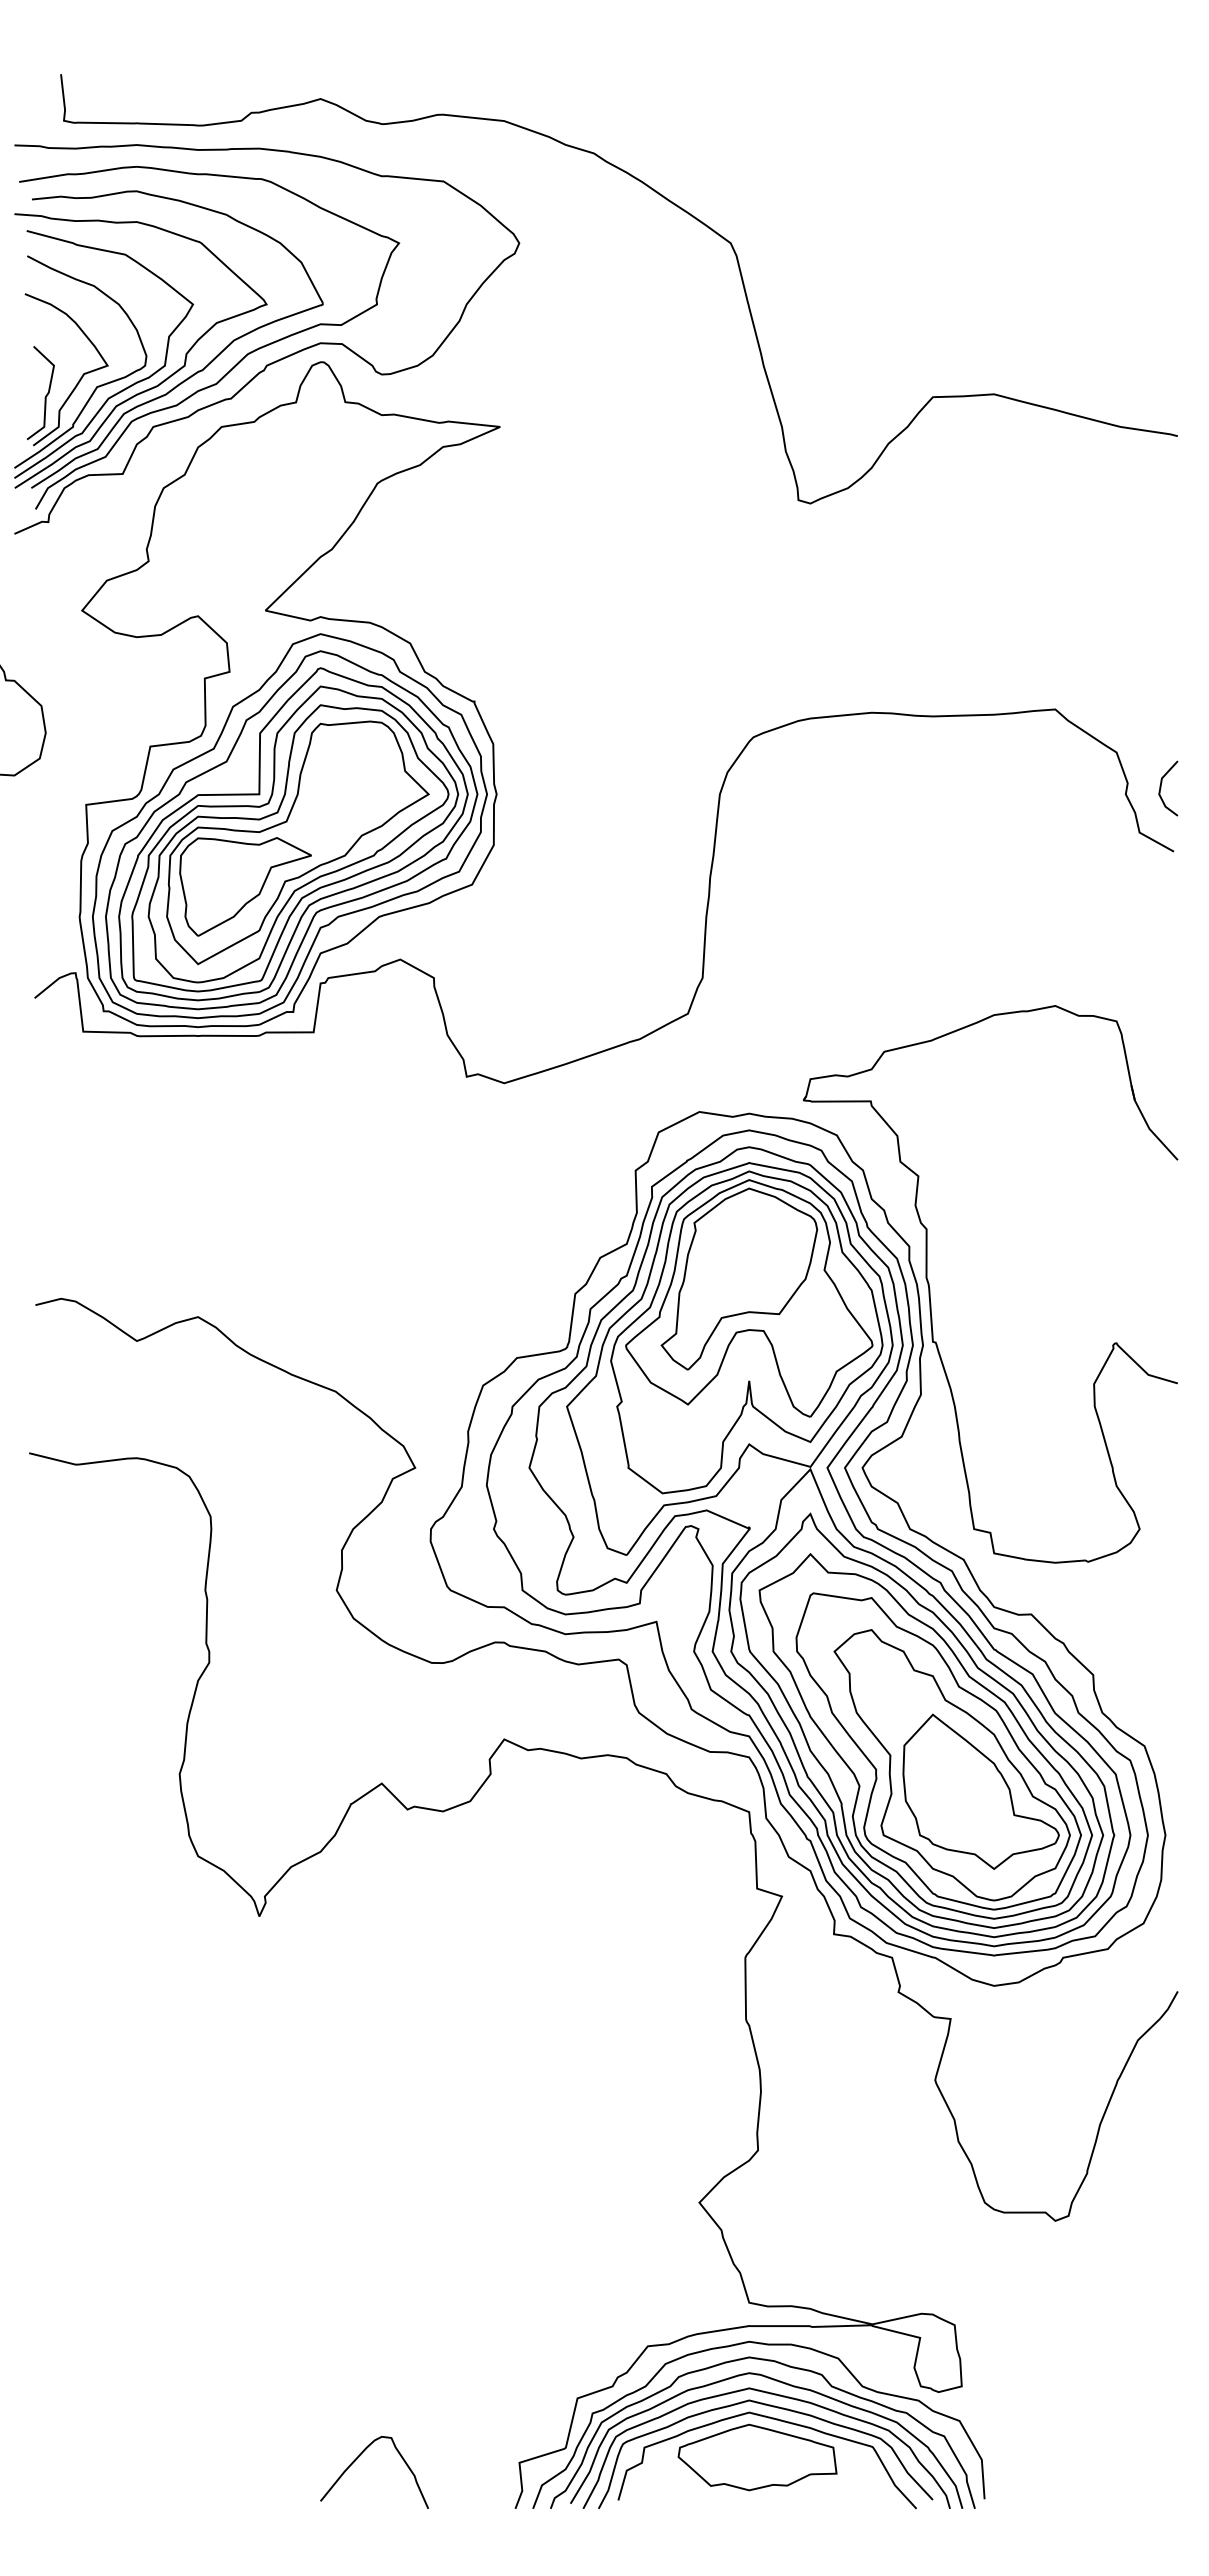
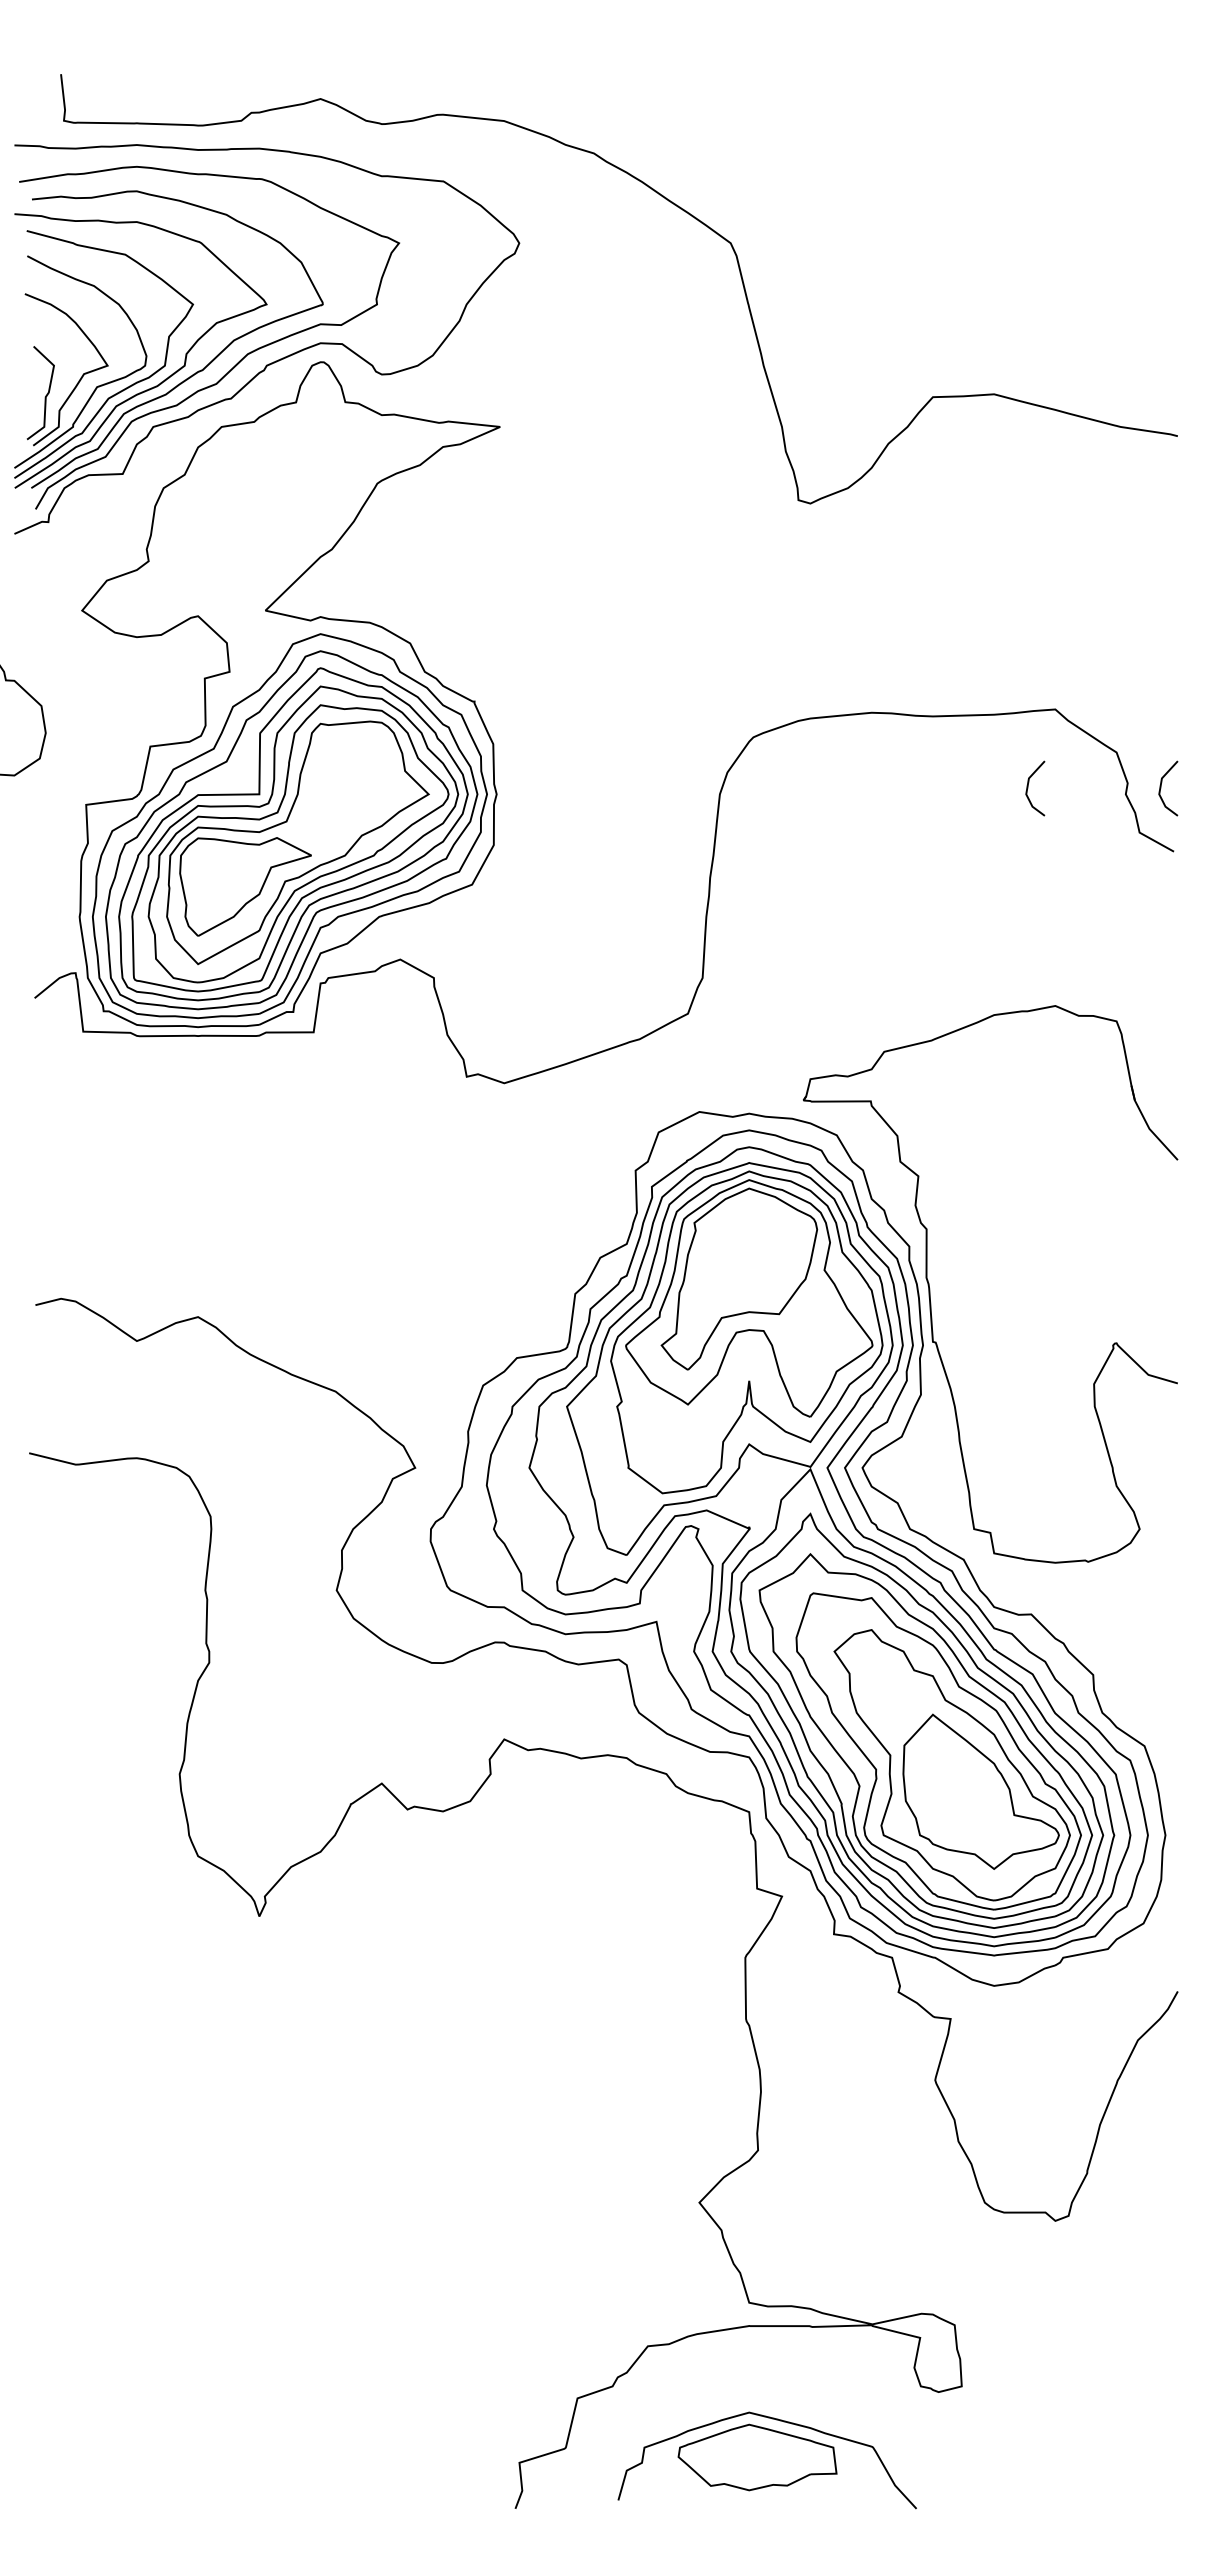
line: none -> present (1028, 788)
part: present -> none (764, 2405)
curve: present -> none (358, 2458)
